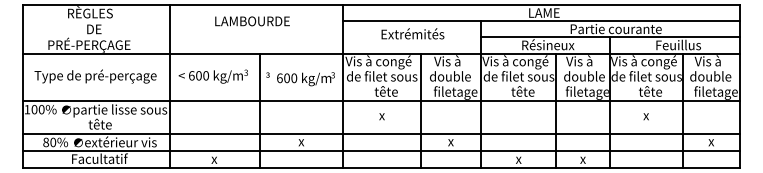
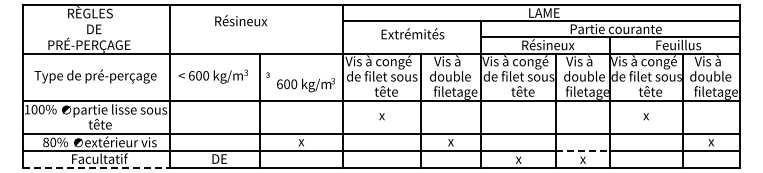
text: LAMBOURDE -> Résineux (252, 20)
text position: (305, 79) -> (305, 85) (305, 85)
line: solid -> dashed (583, 151)
text: x -> DE (219, 158)
line: solid -> dashed (96, 167)
